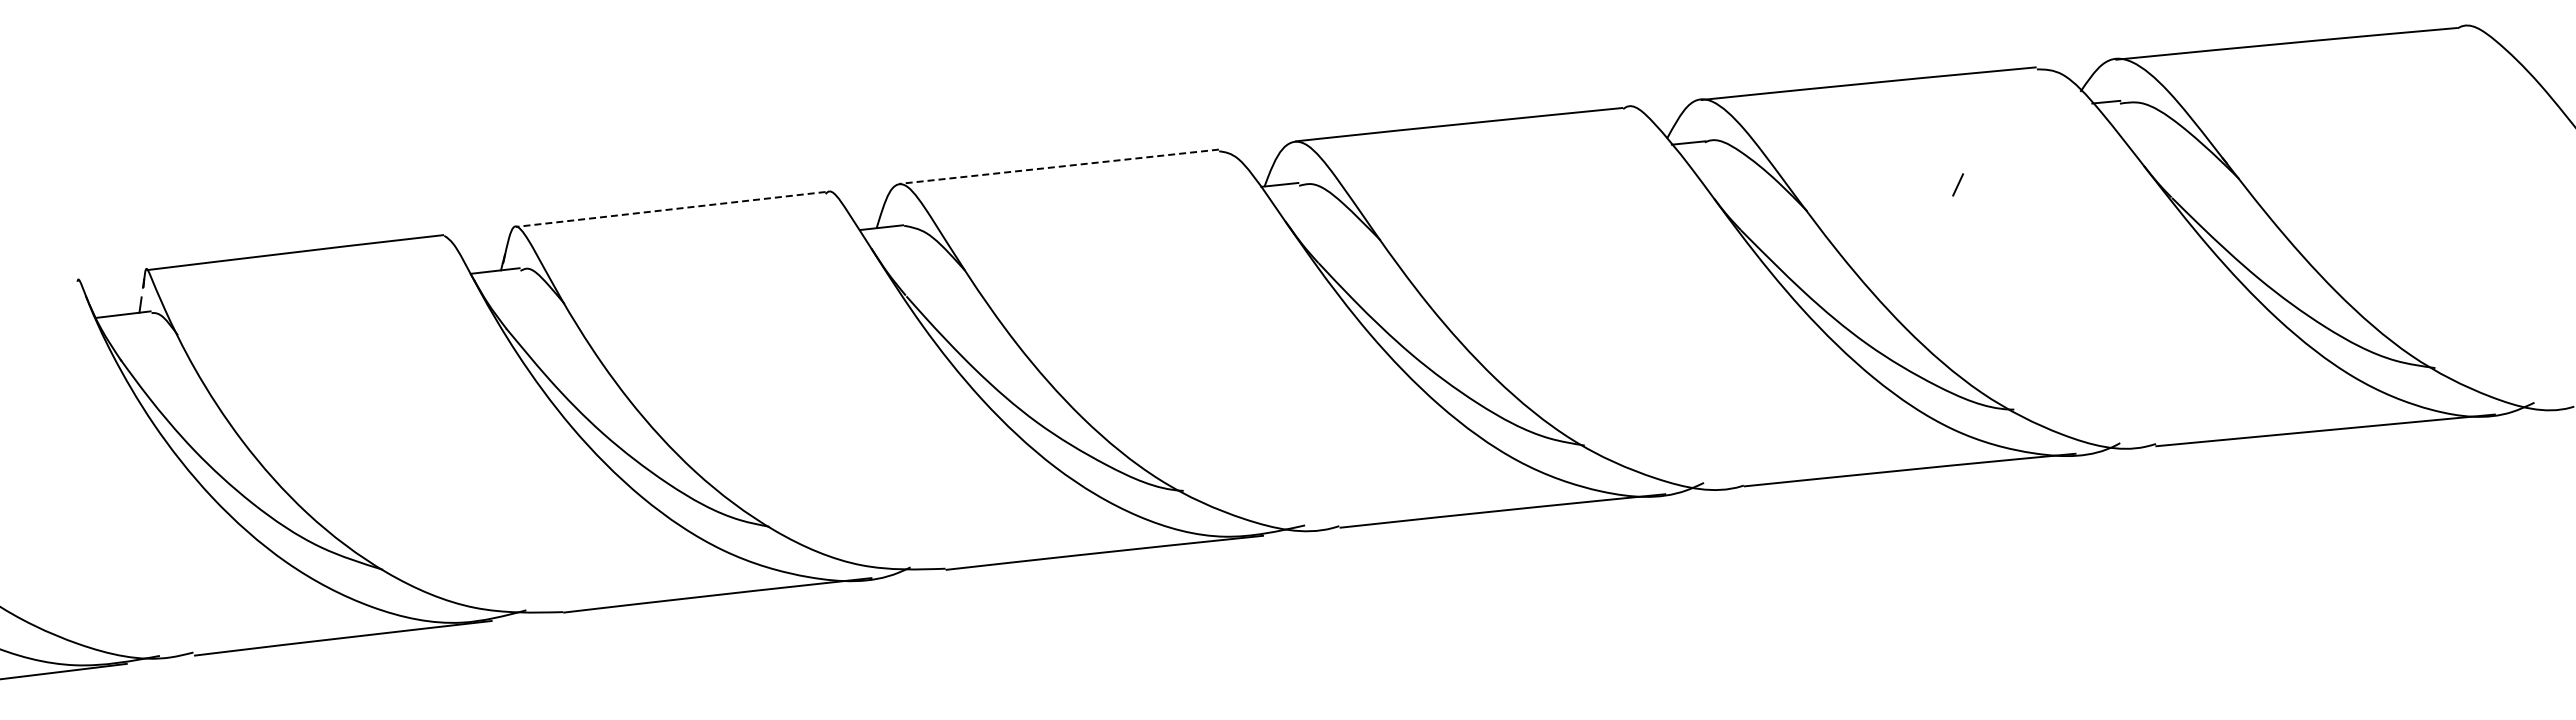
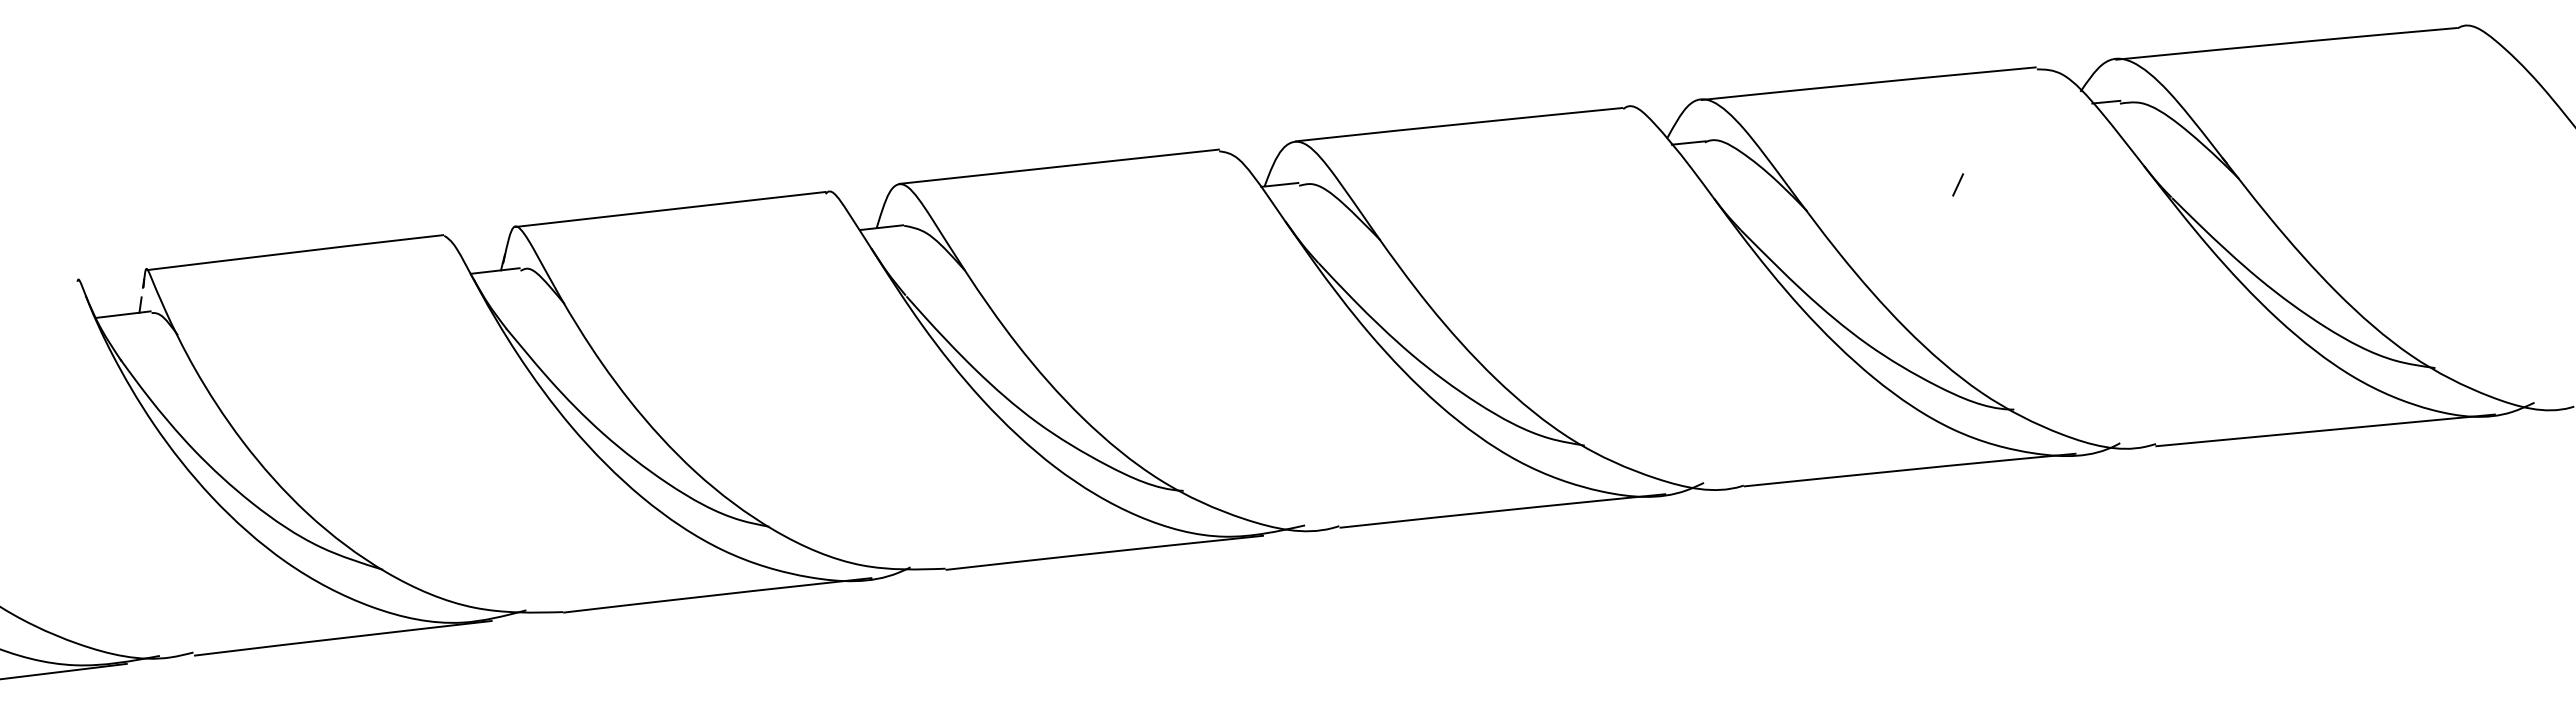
line: dashed -> solid (1059, 166)
line: dashed -> solid (670, 209)
